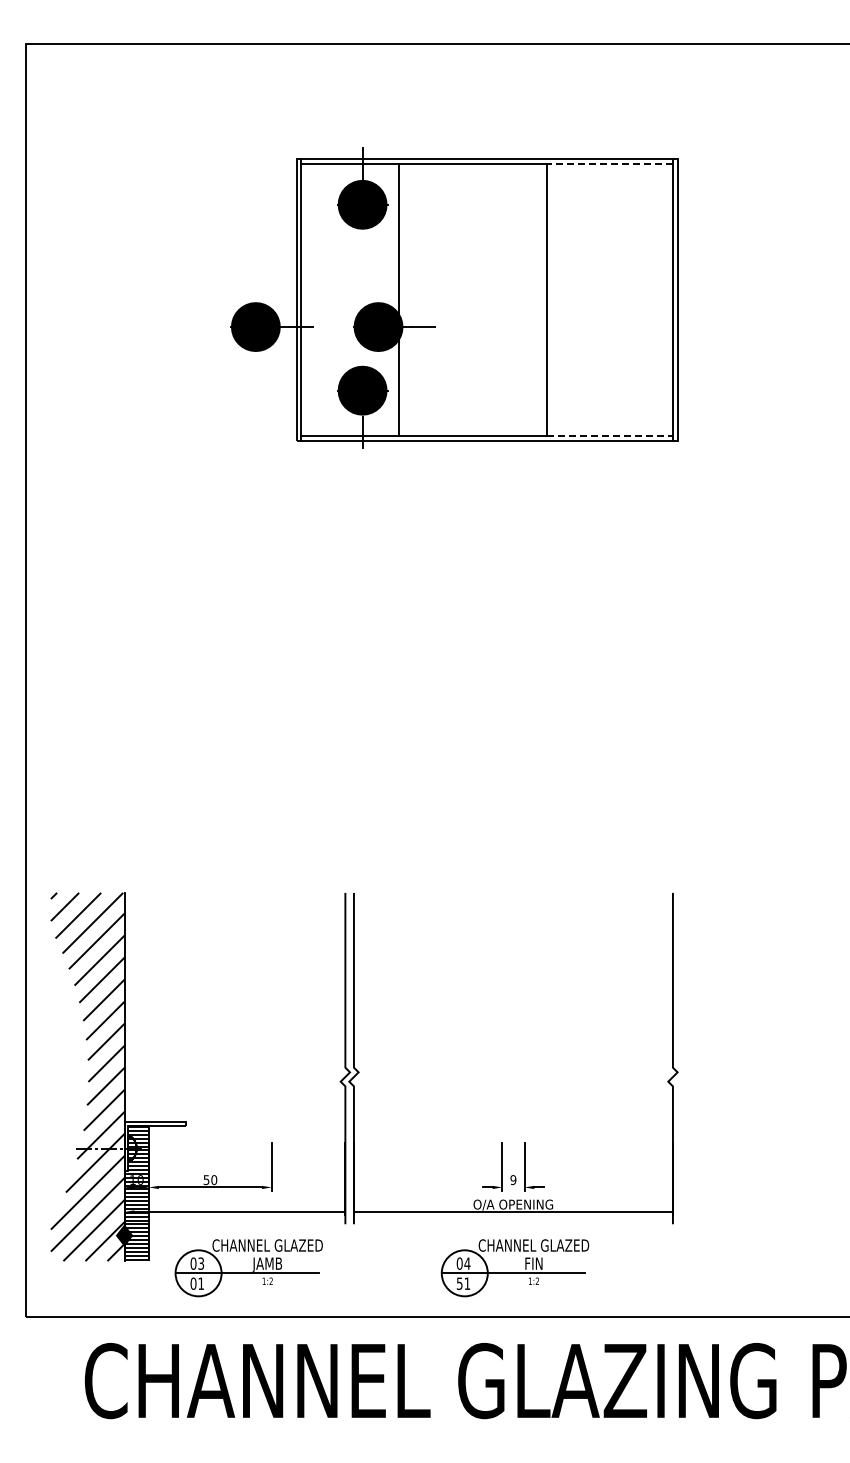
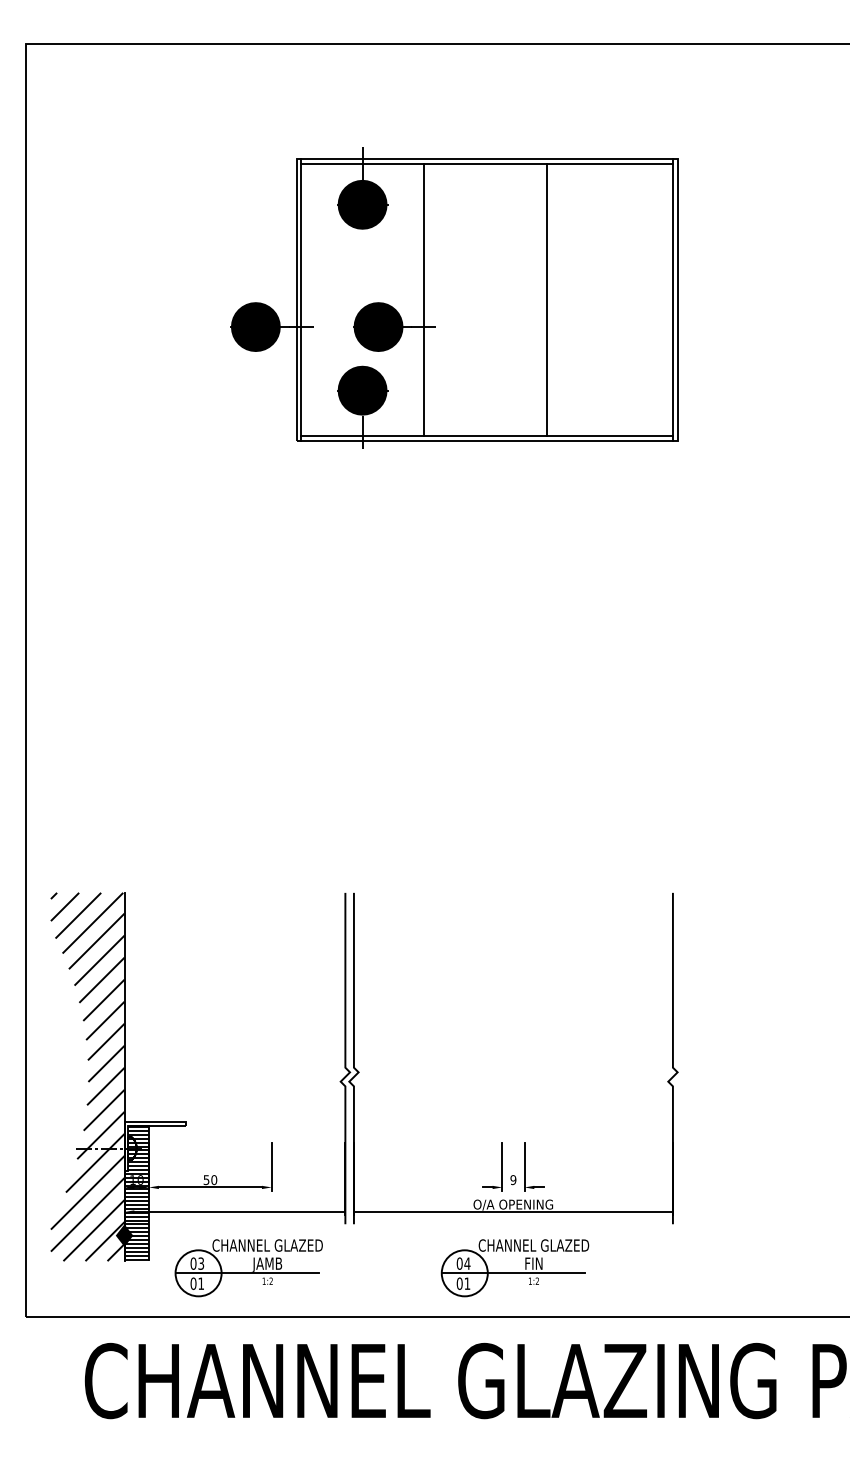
line: dashed -> solid (609, 164)
line position: (398, 300) -> (423, 300) (423, 300)
line: dashed -> solid (610, 436)
text: 51 -> 01 (459, 1283)
